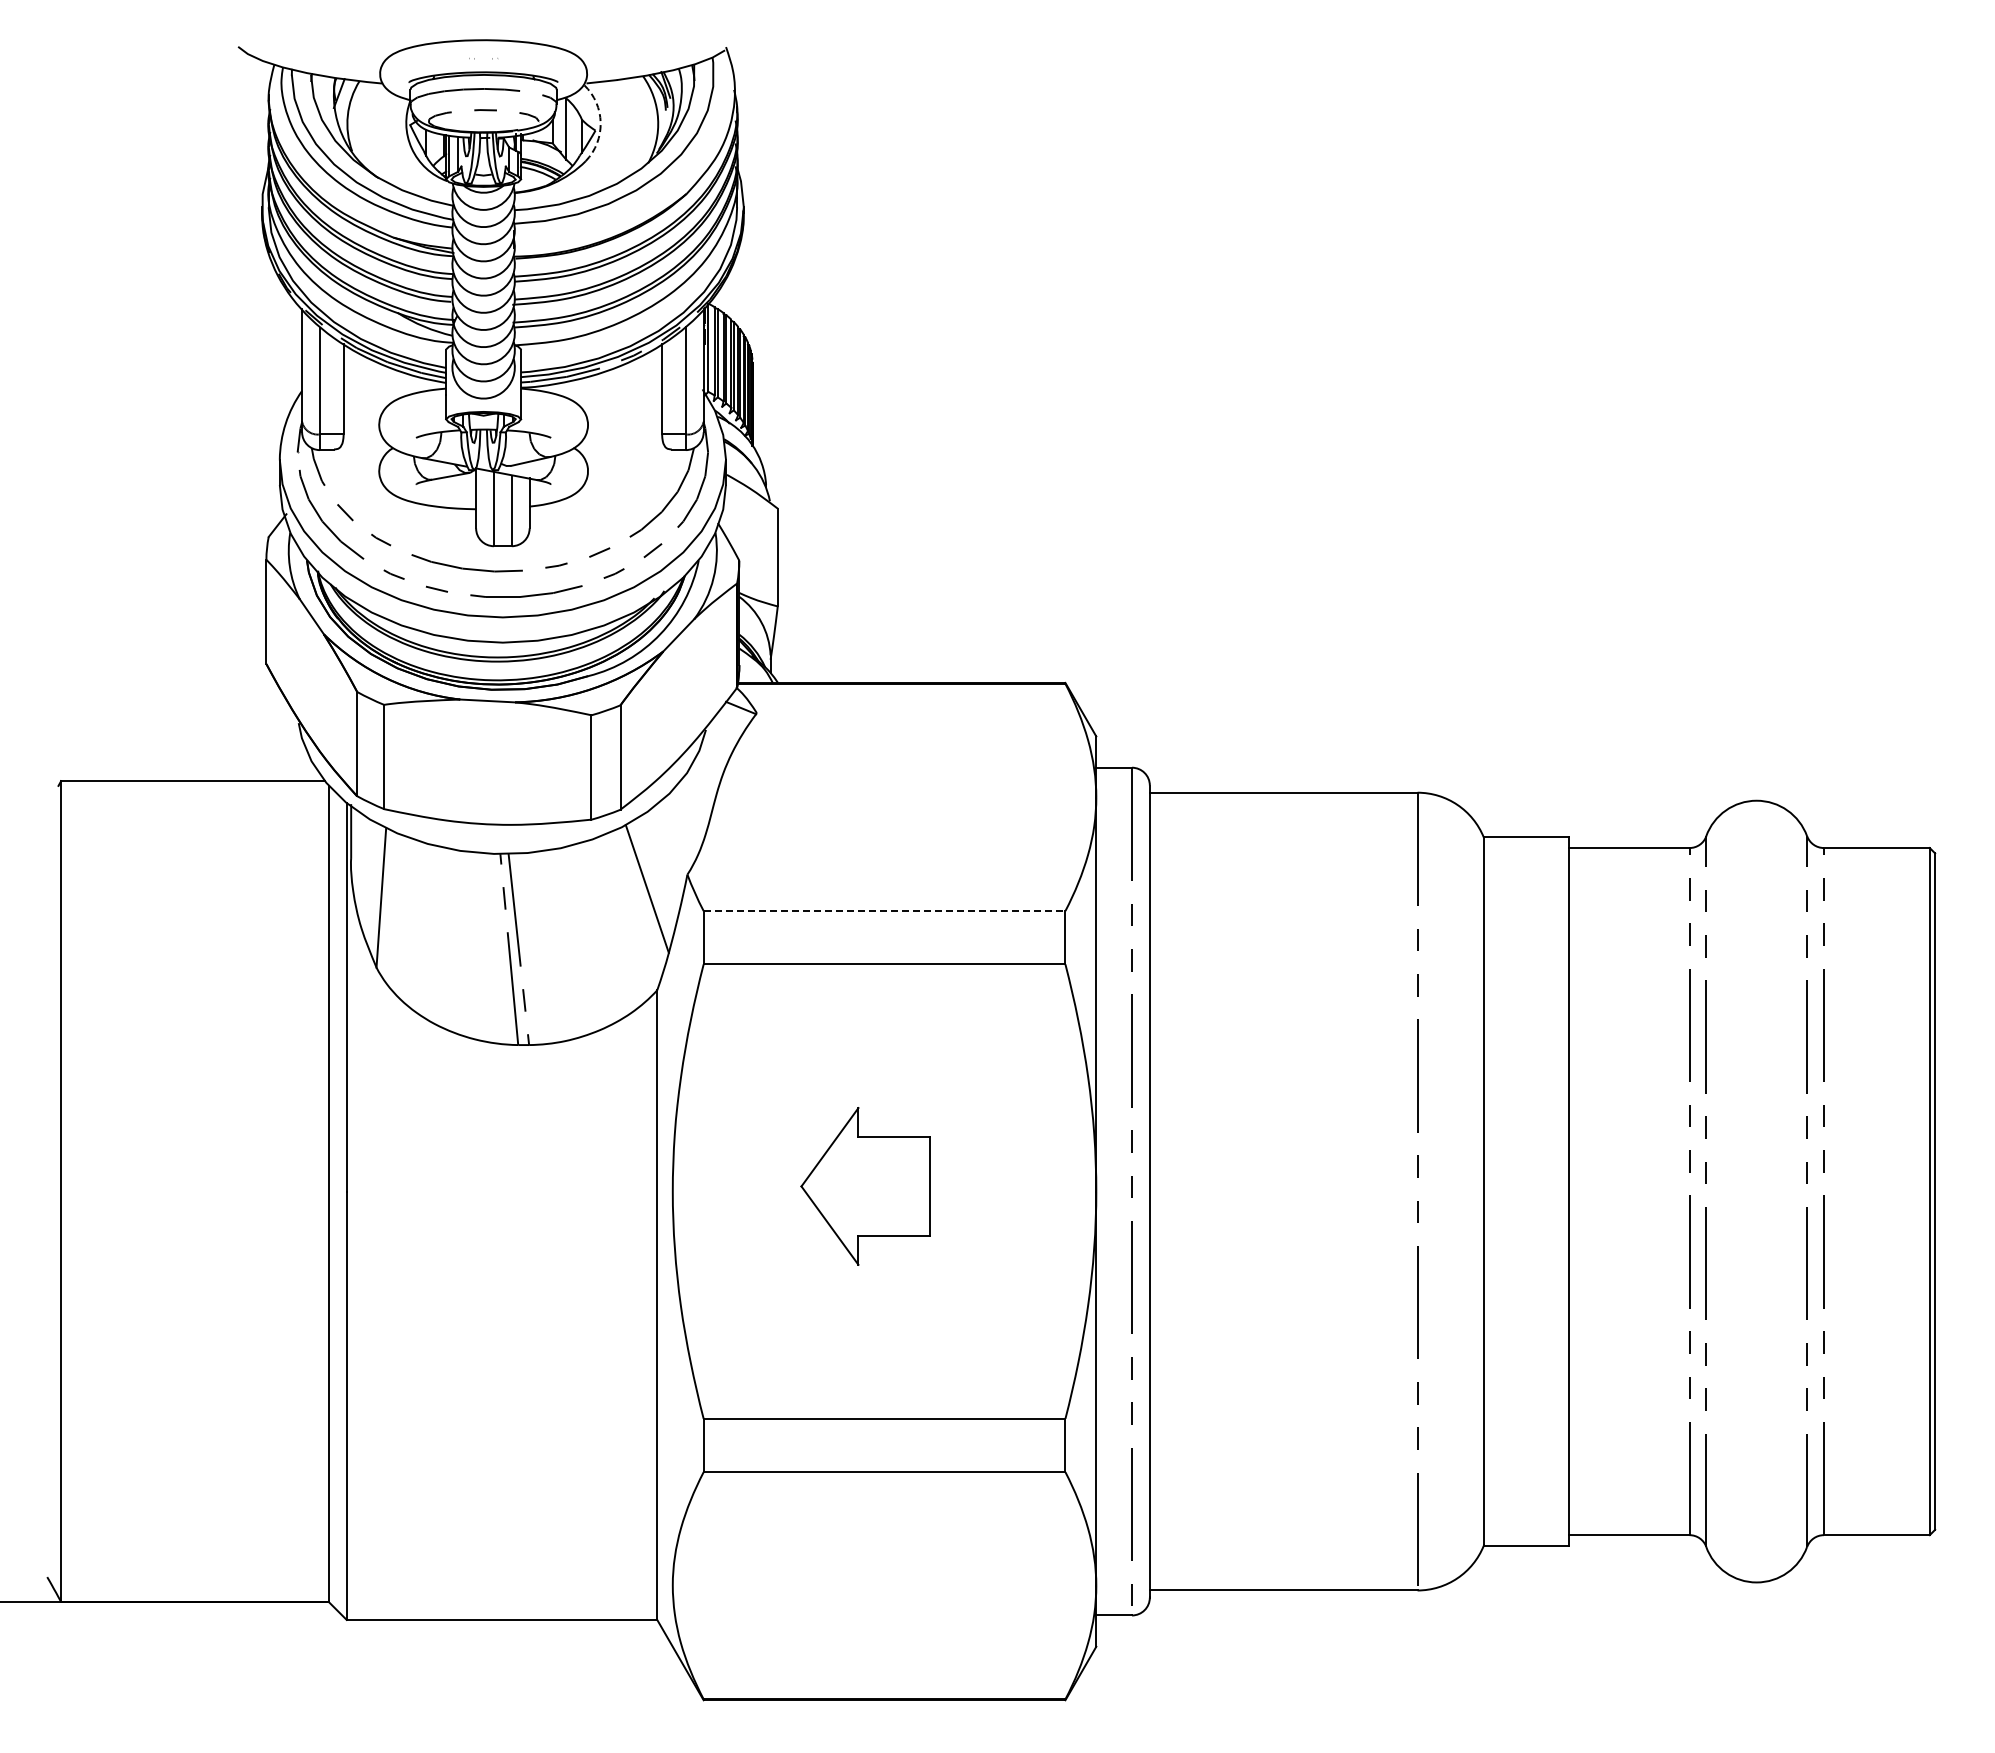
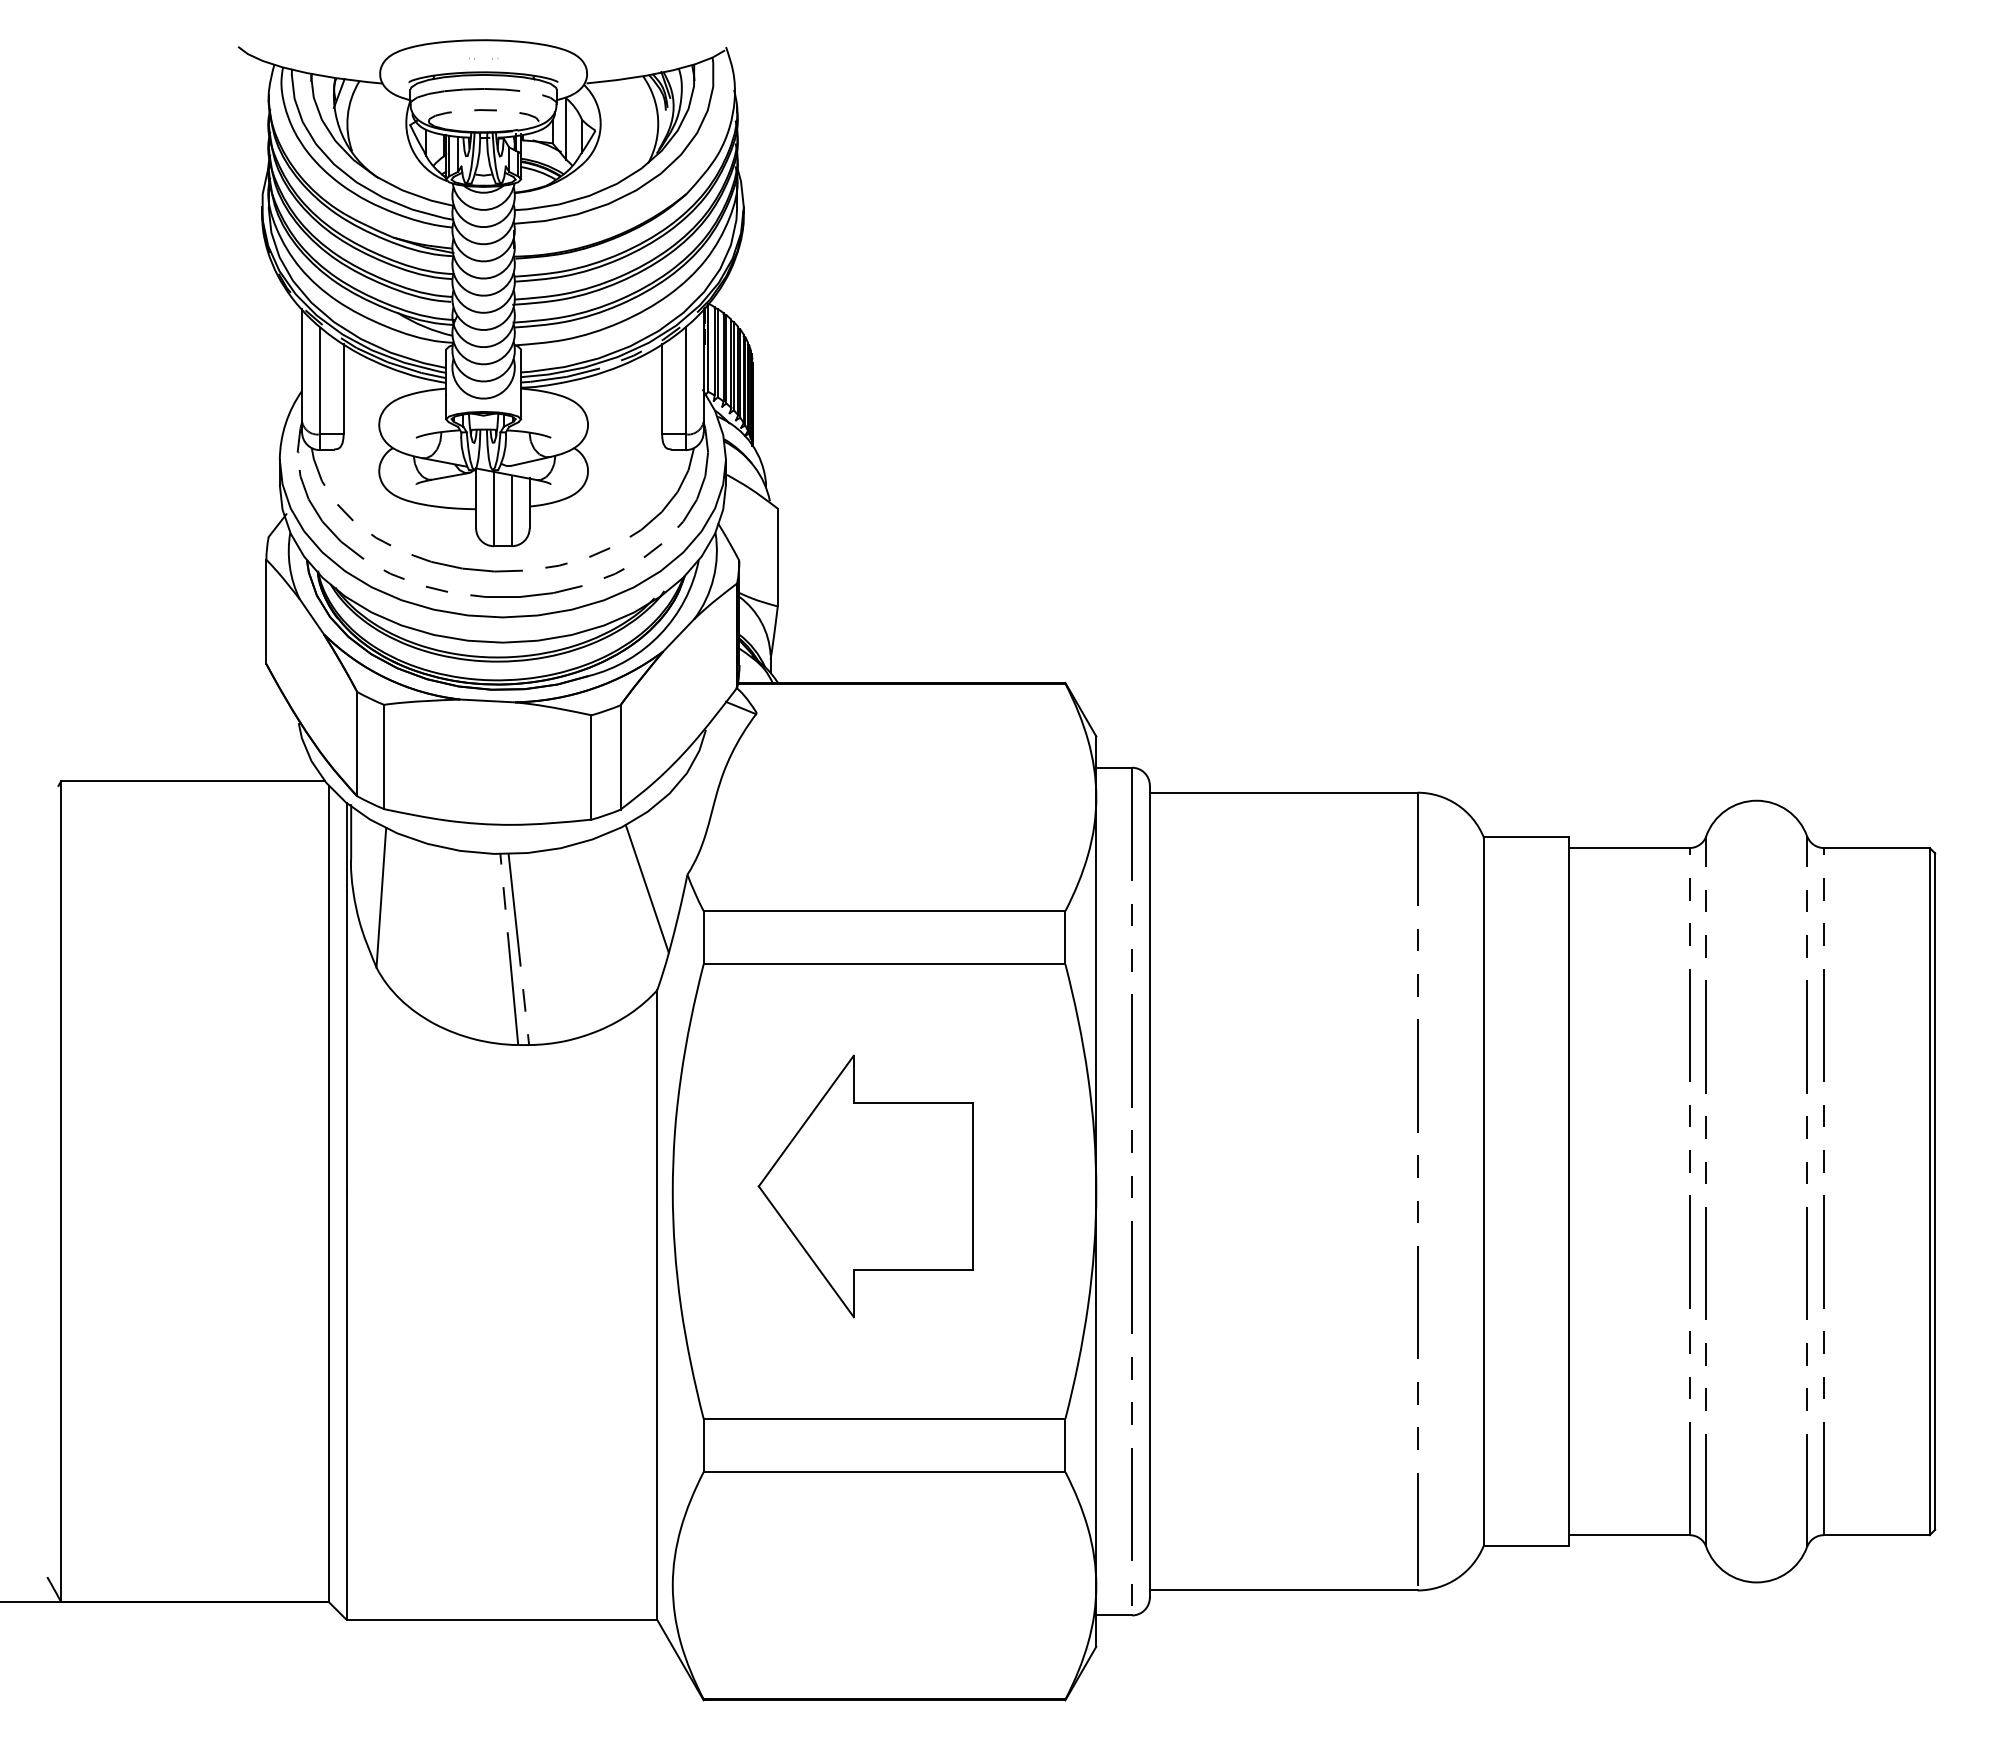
arc: dashed -> solid (600, 122)
line: dashed -> solid (884, 911)
part size: 131x159 px -> 217x265 px (865, 1186)
